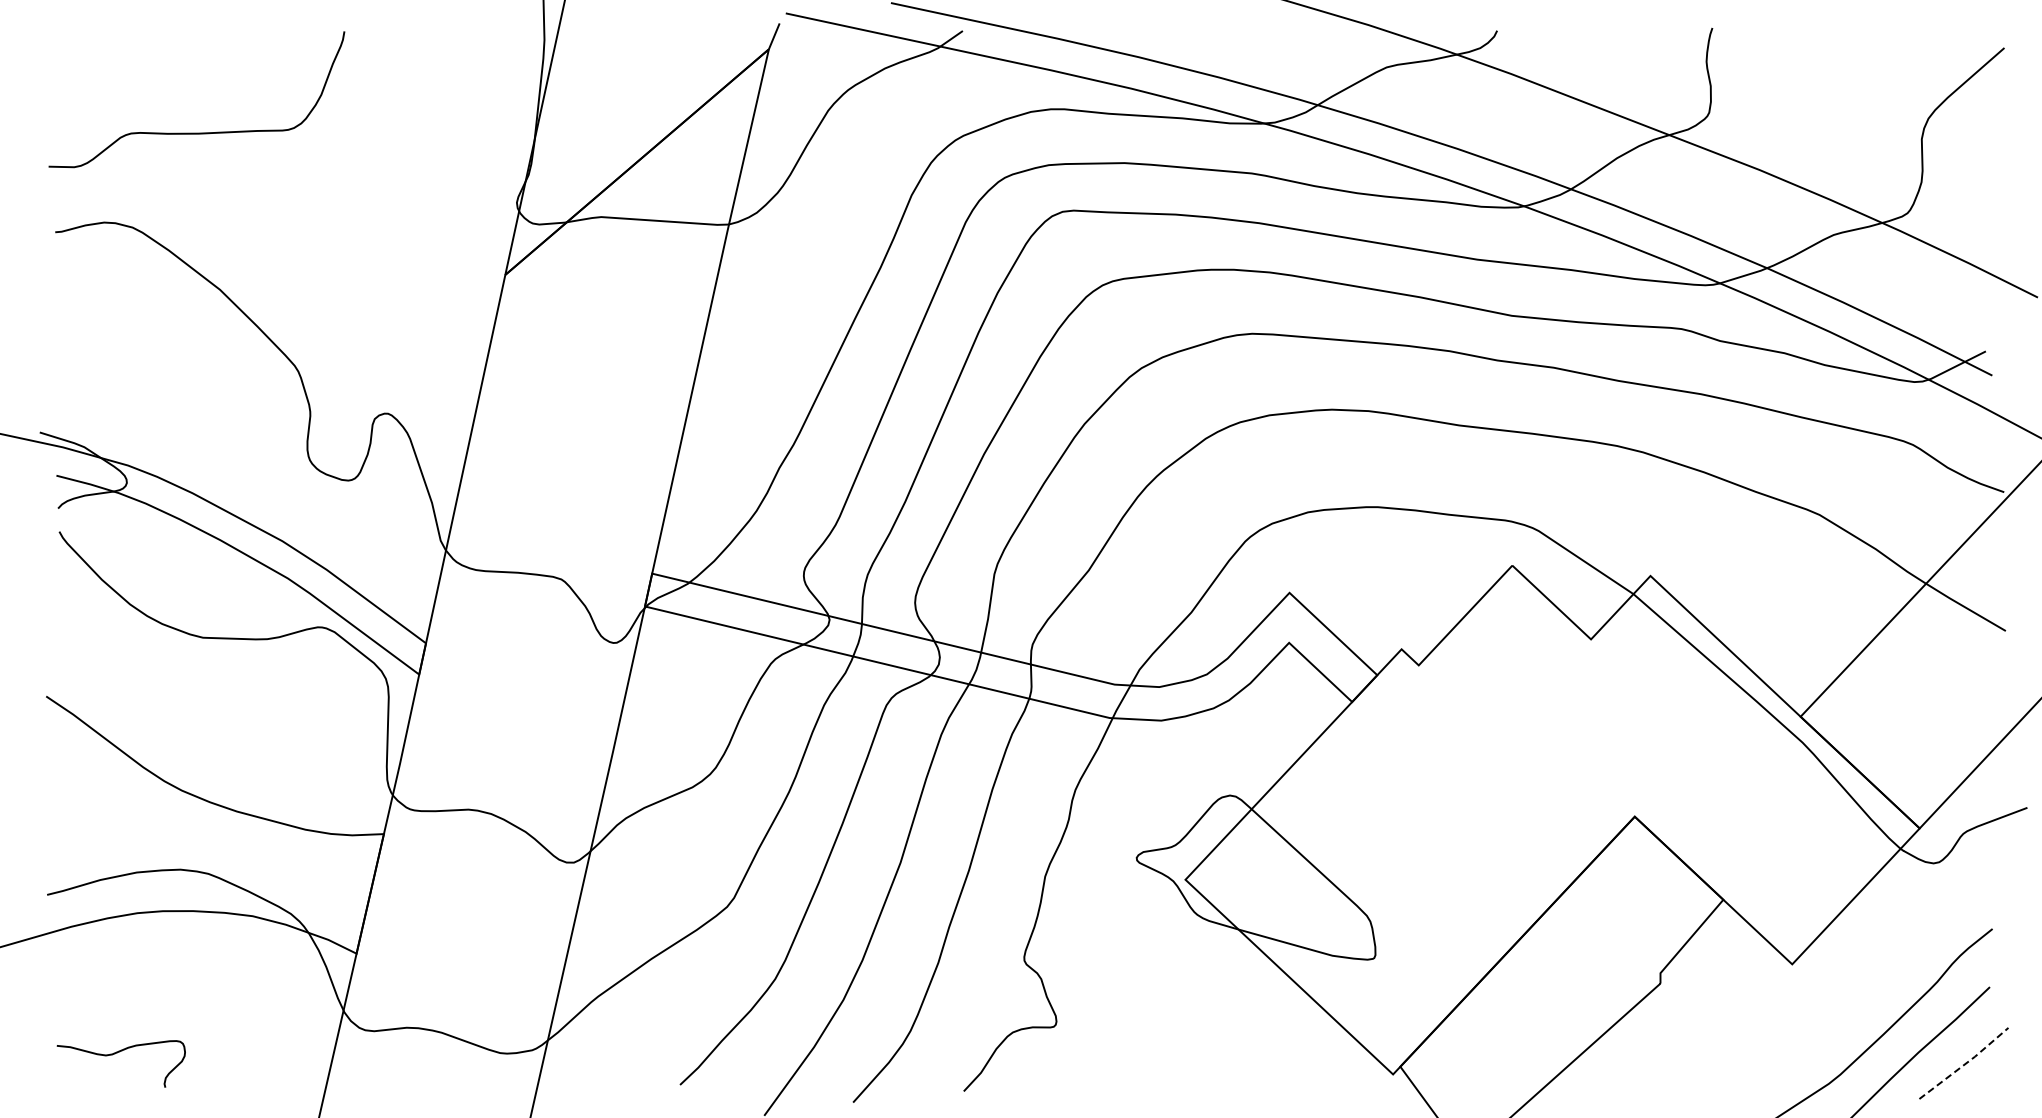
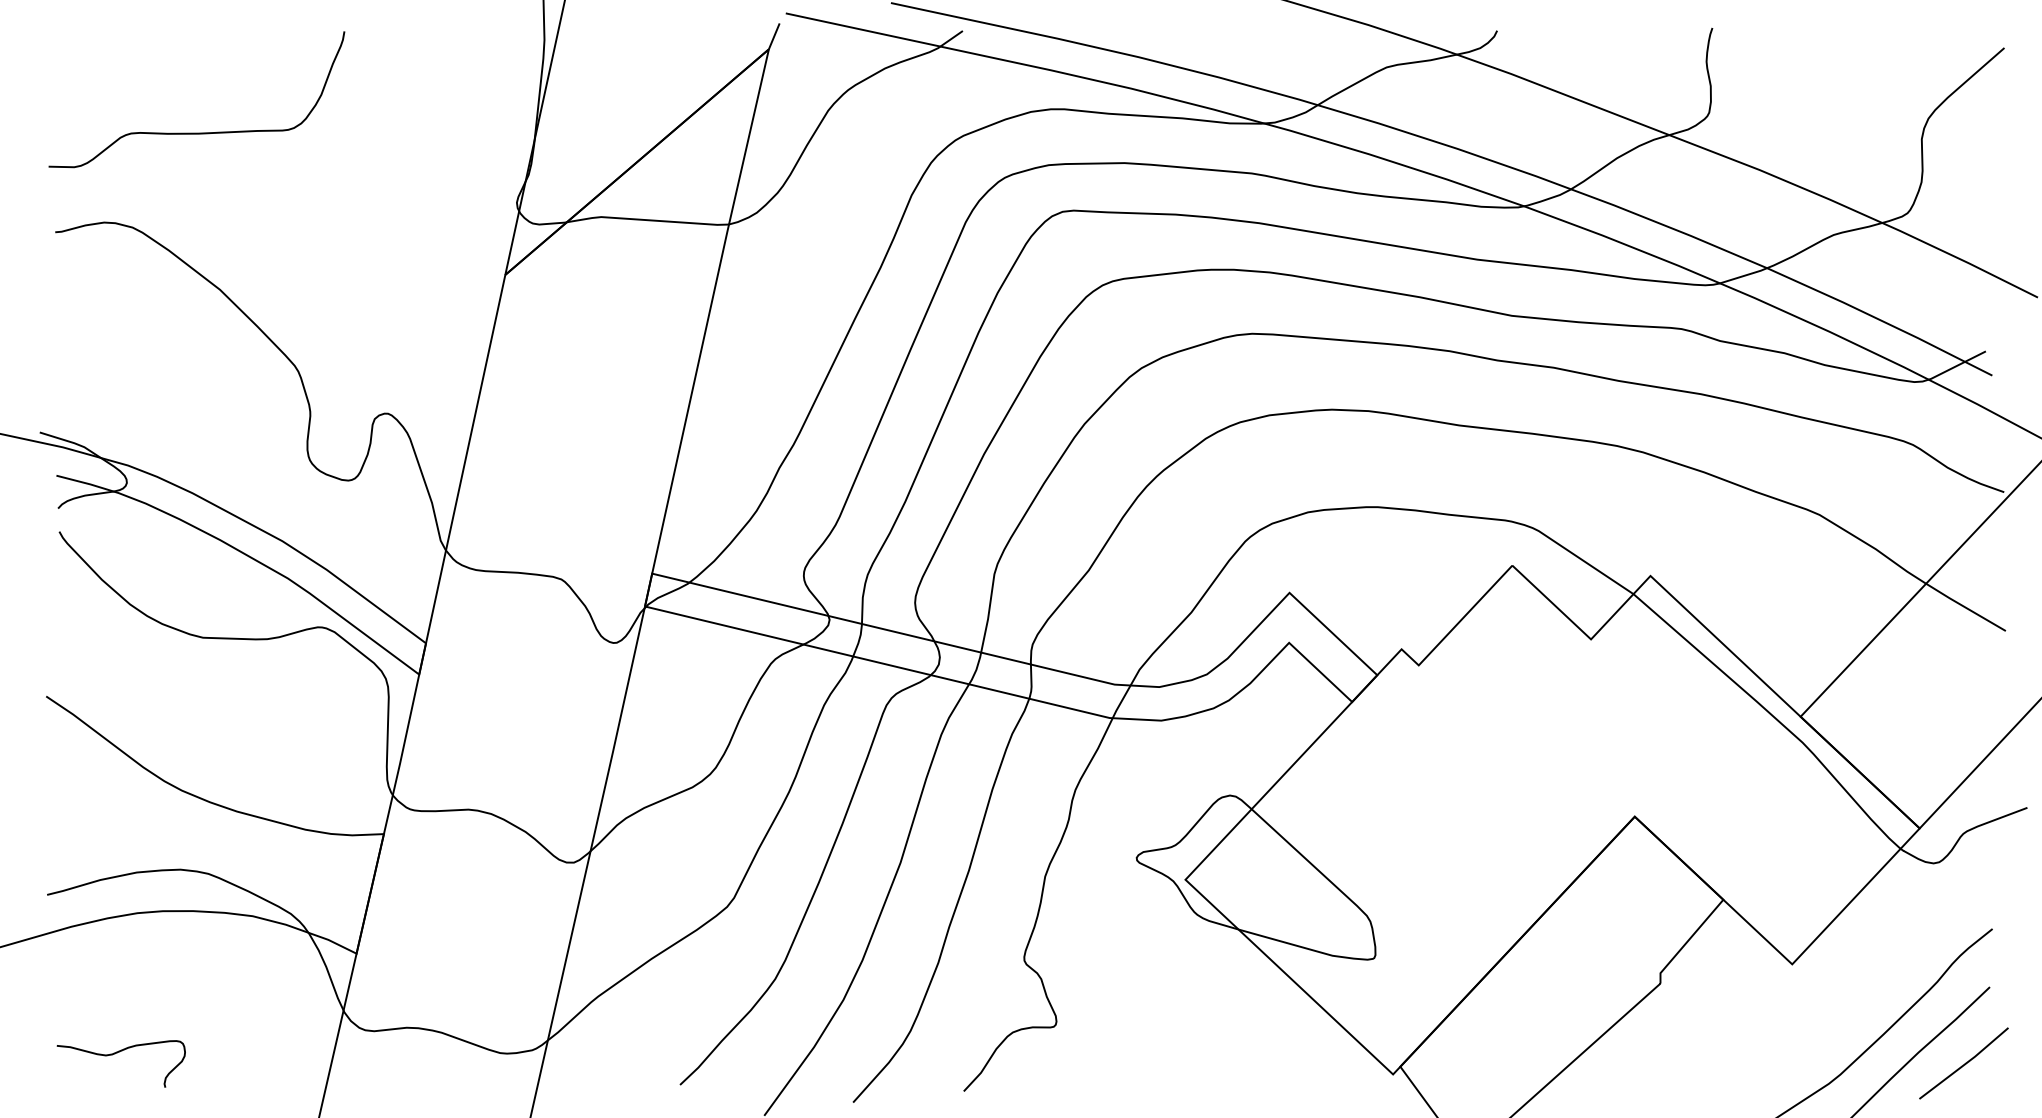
line: dashed -> solid (1965, 1063)
